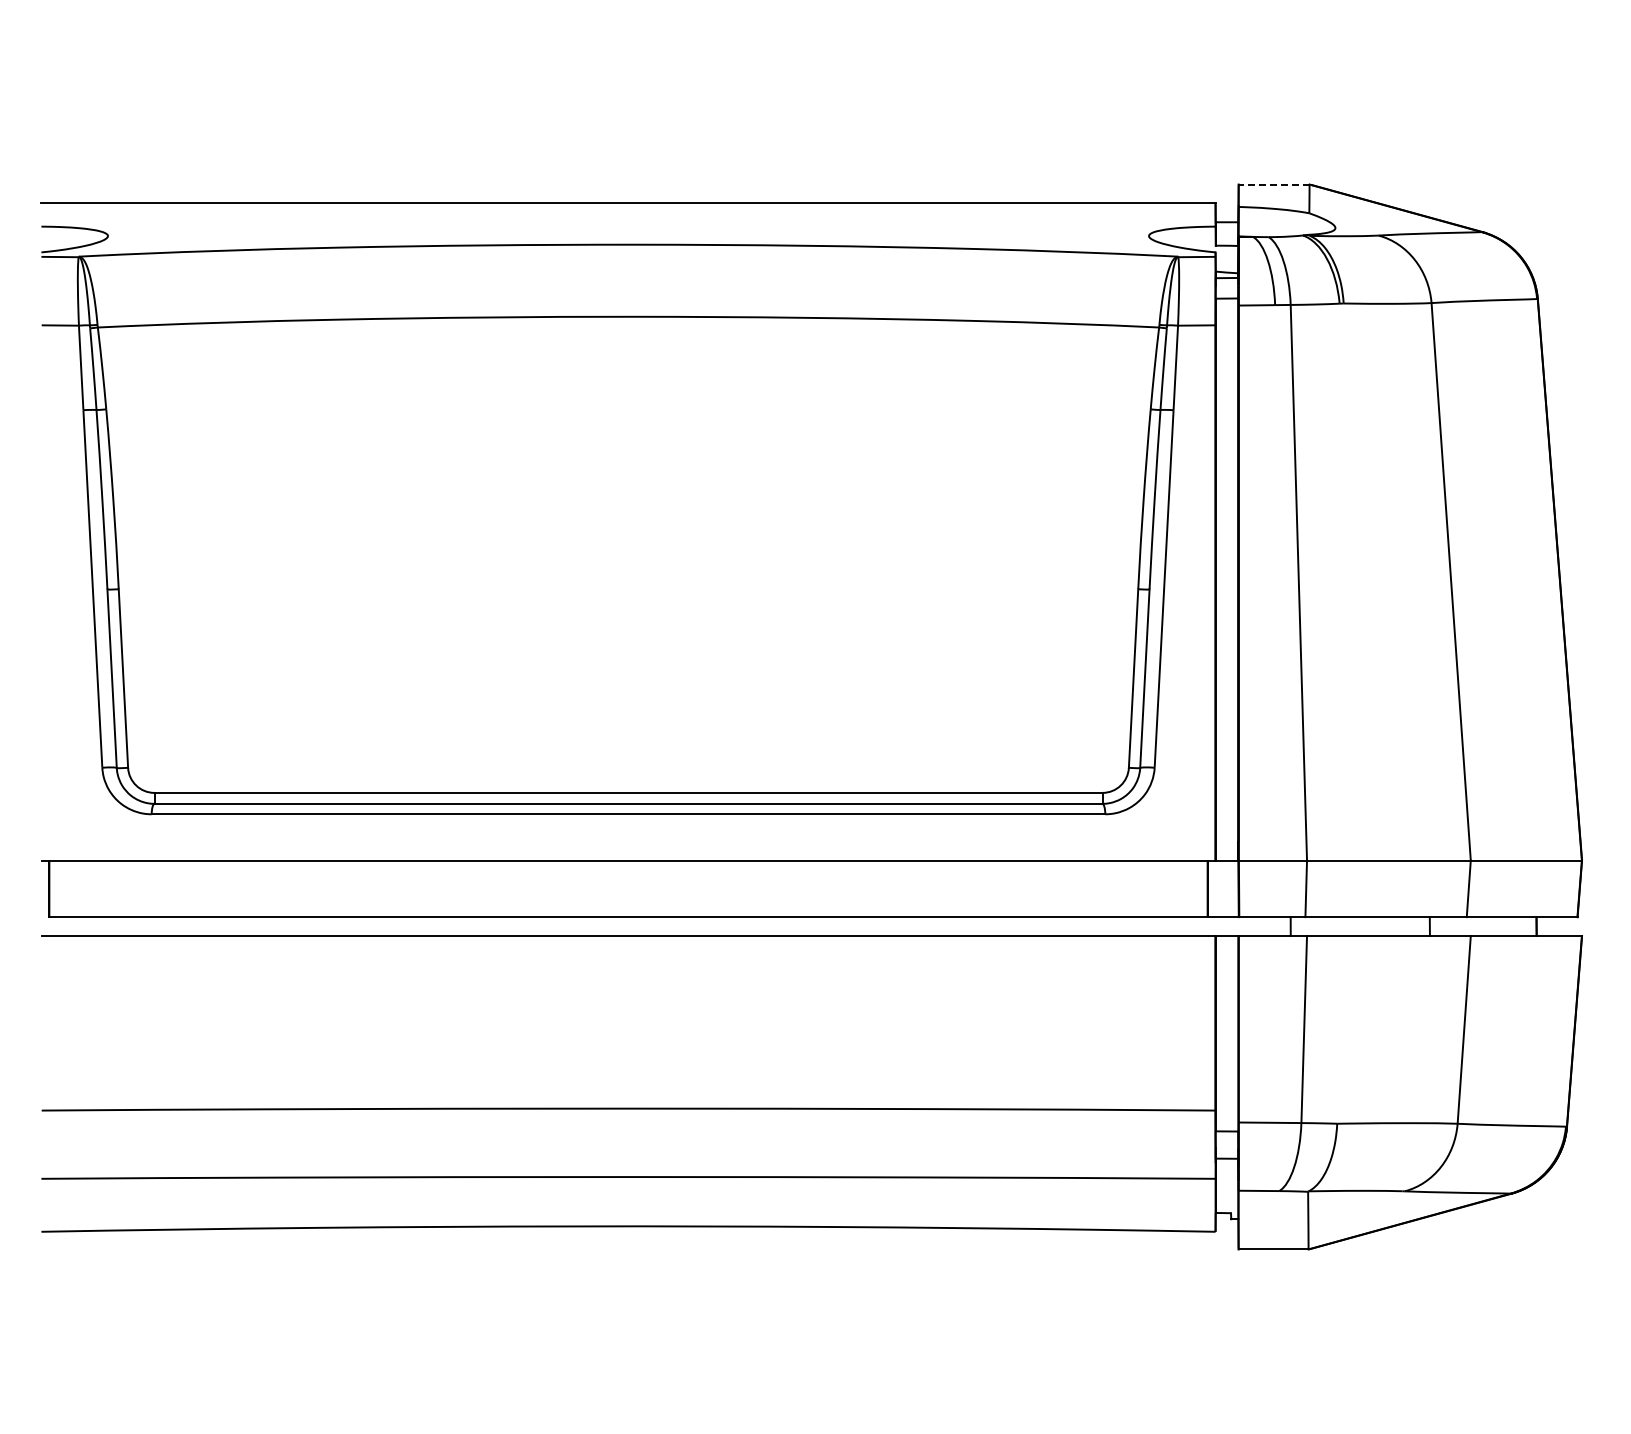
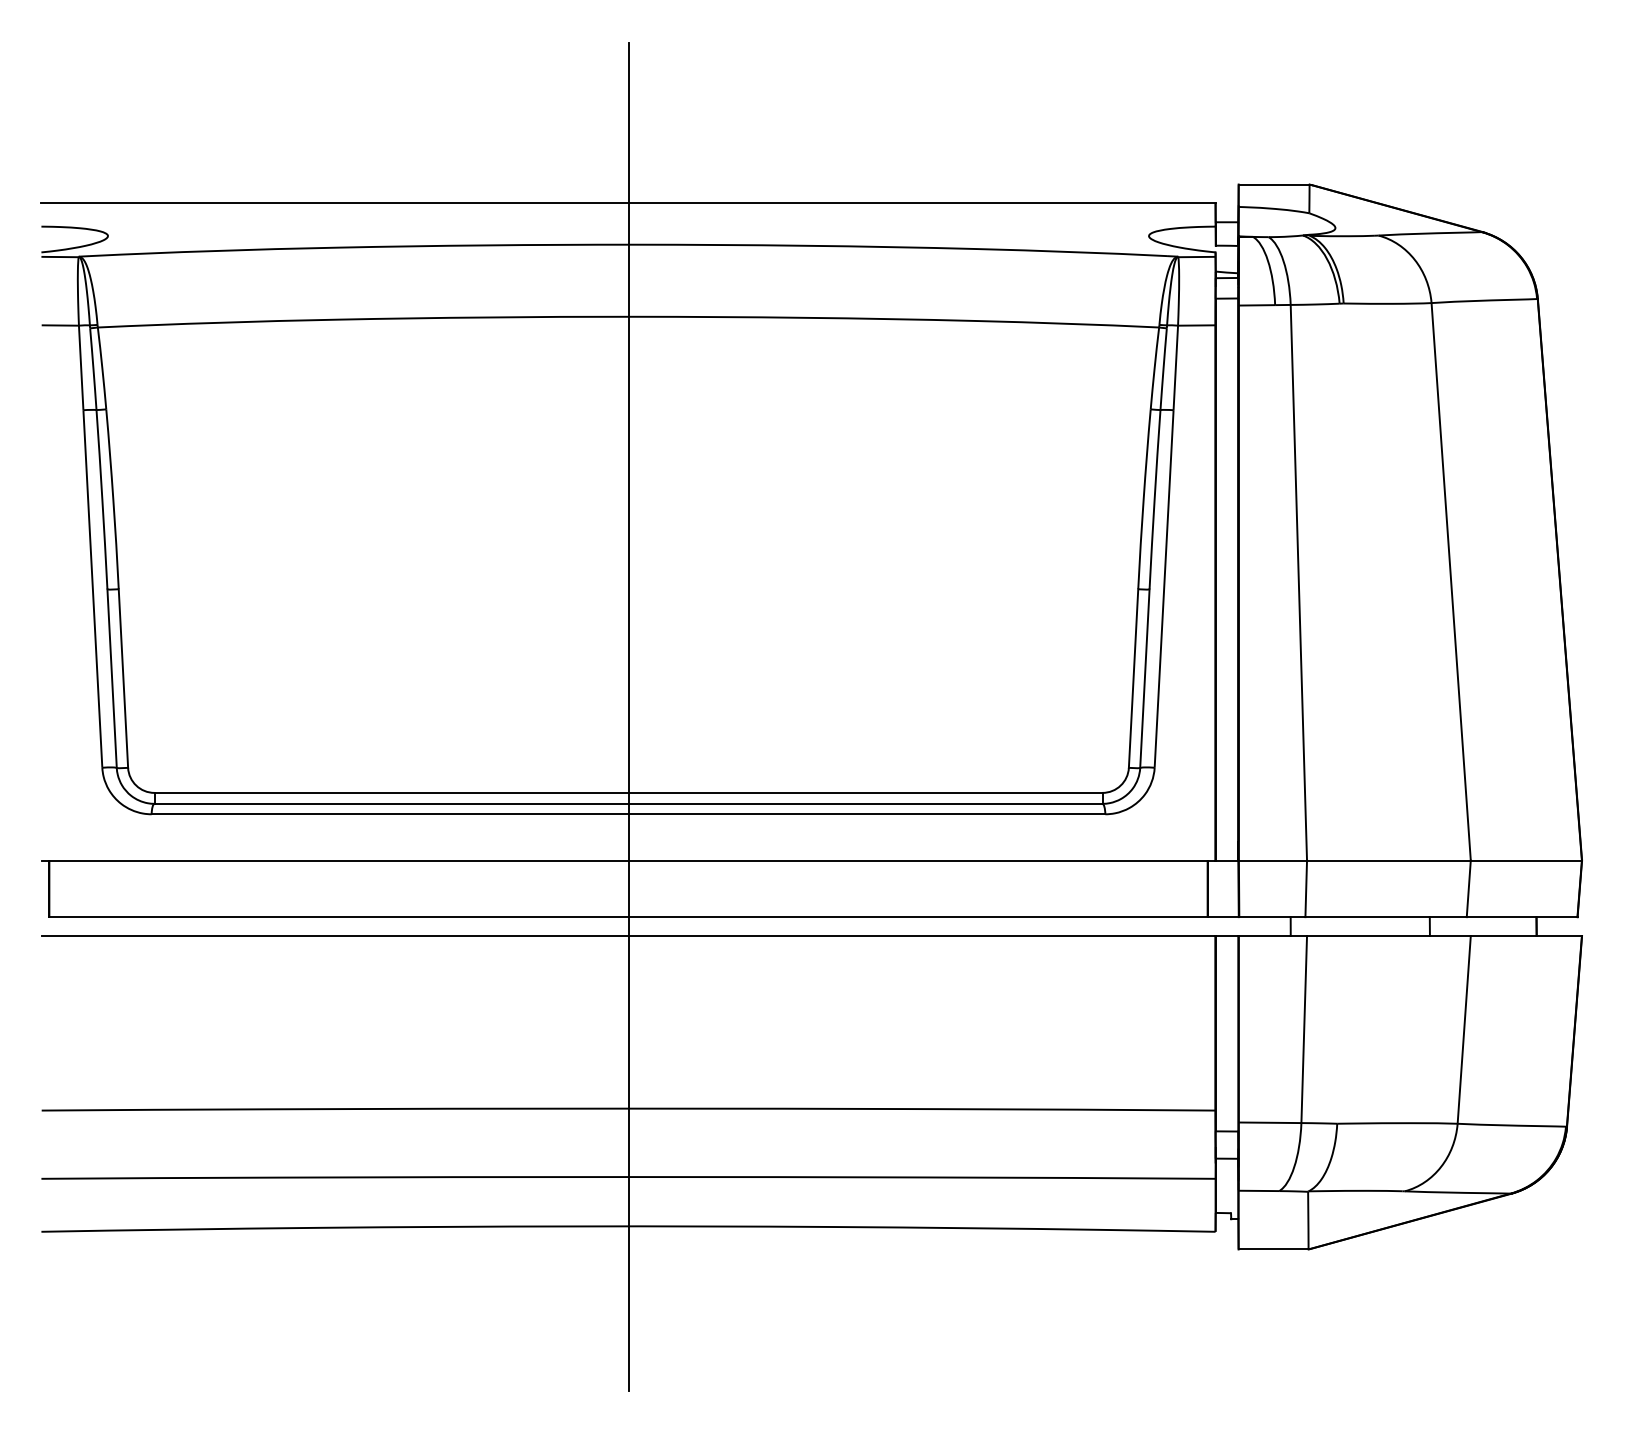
line: dashed -> solid (1273, 184)
line: none -> present (628, 716)
